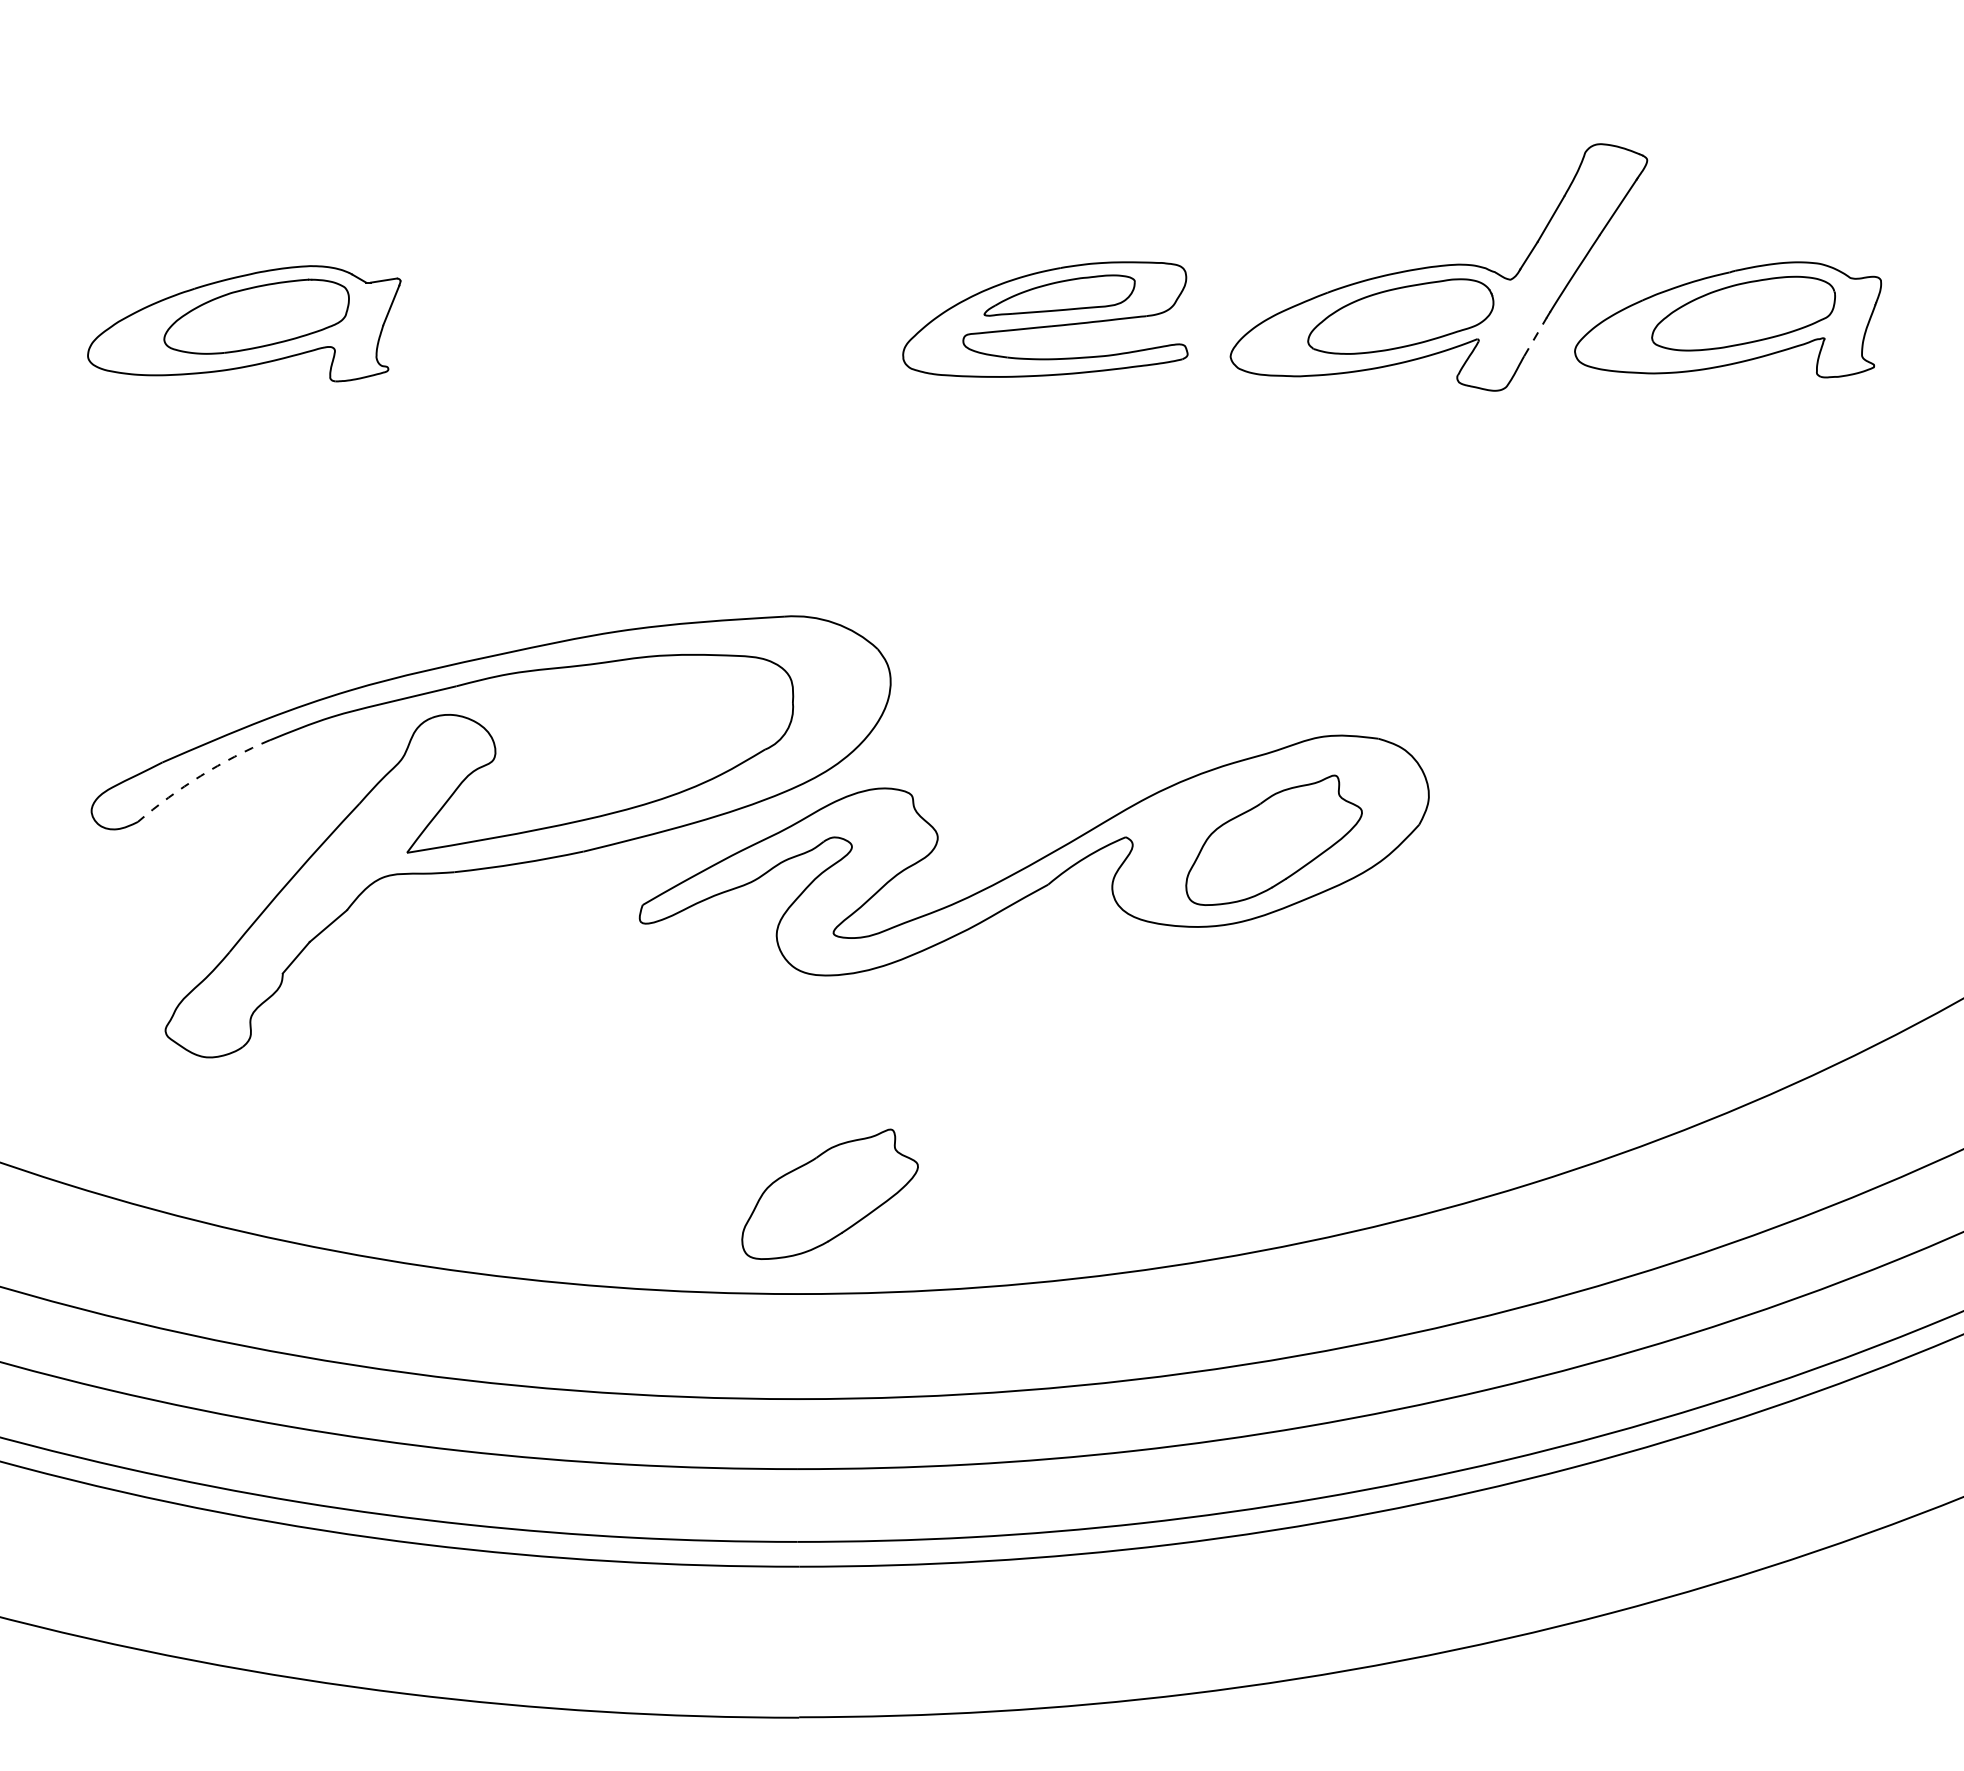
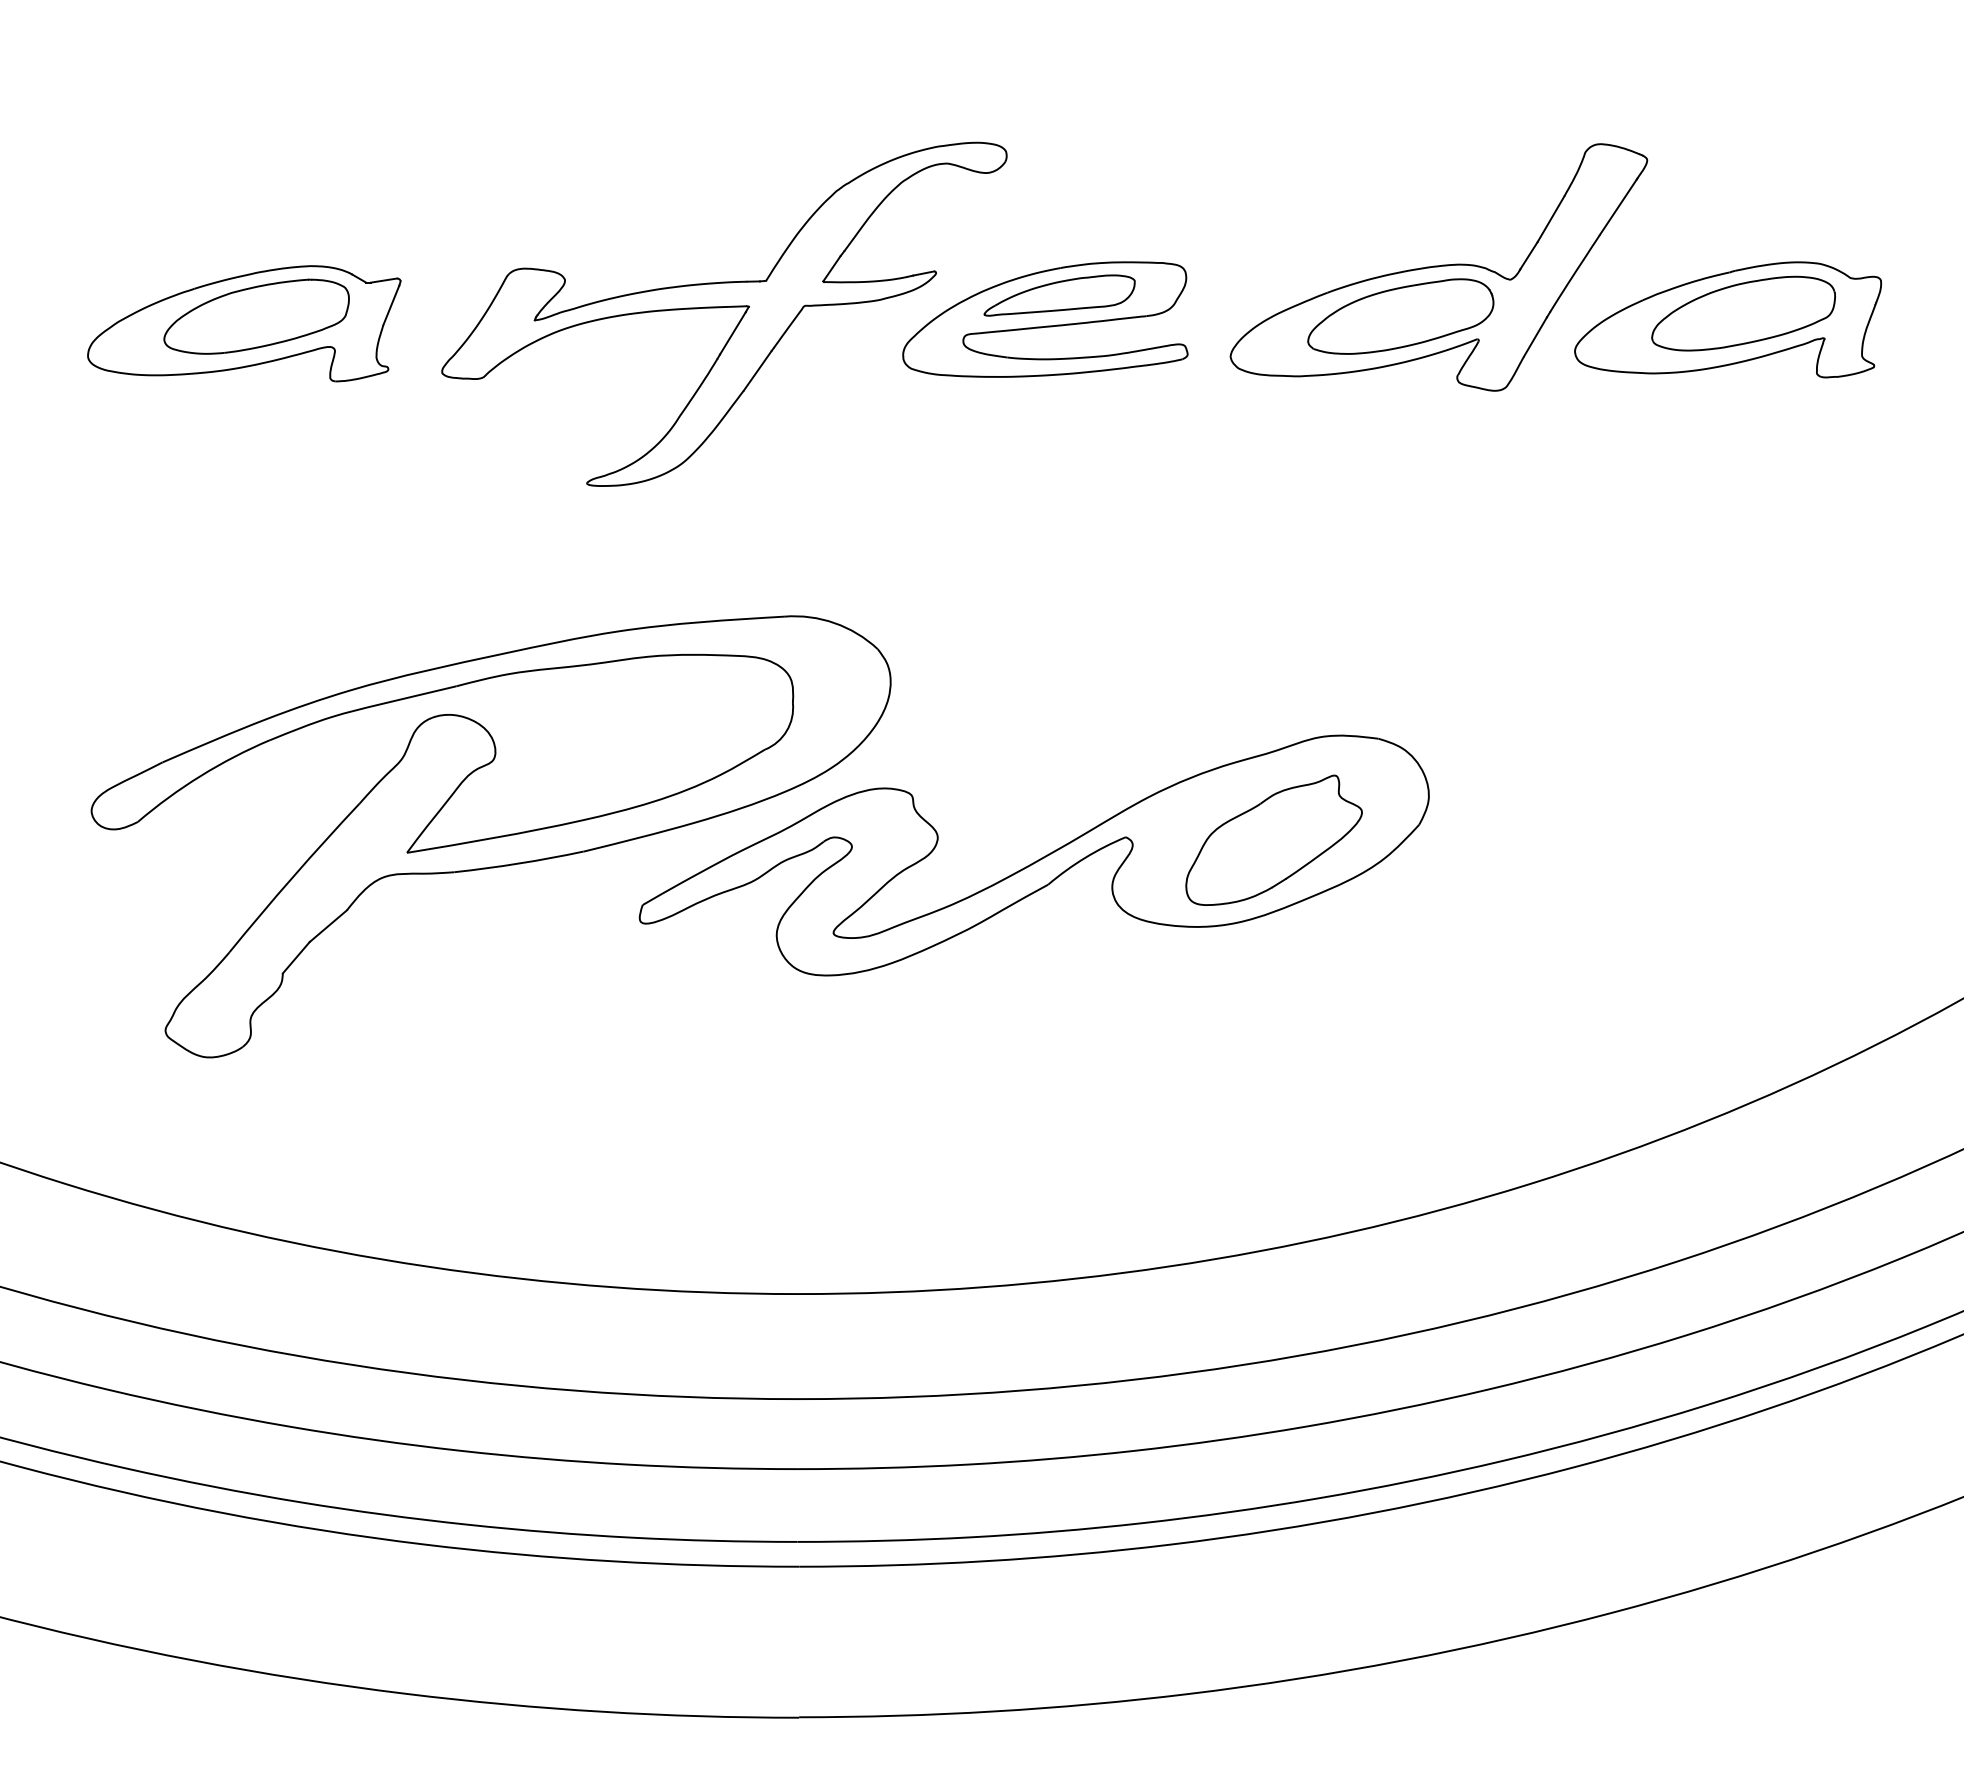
part: none -> present (724, 313)
line: dashed -> solid (1535, 336)
arc: dashed -> solid (200, 775)
part: present -> none (829, 1193)
